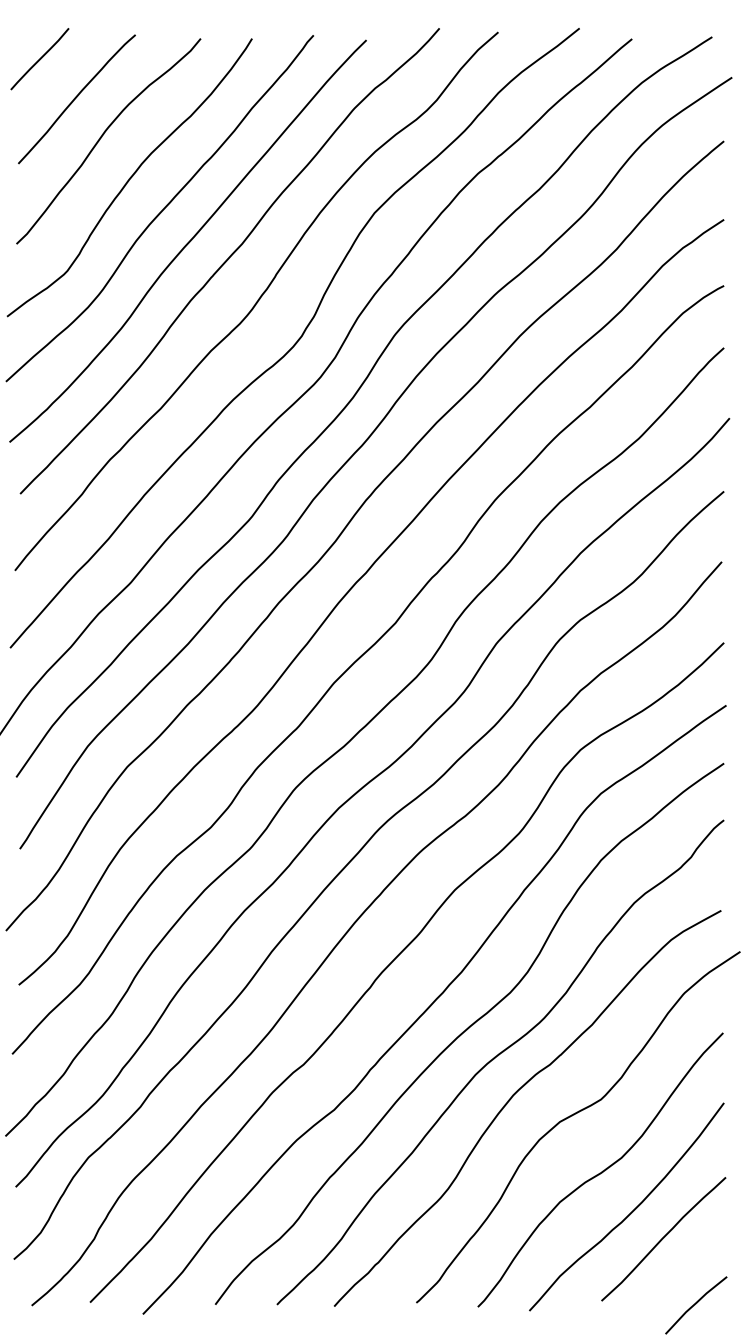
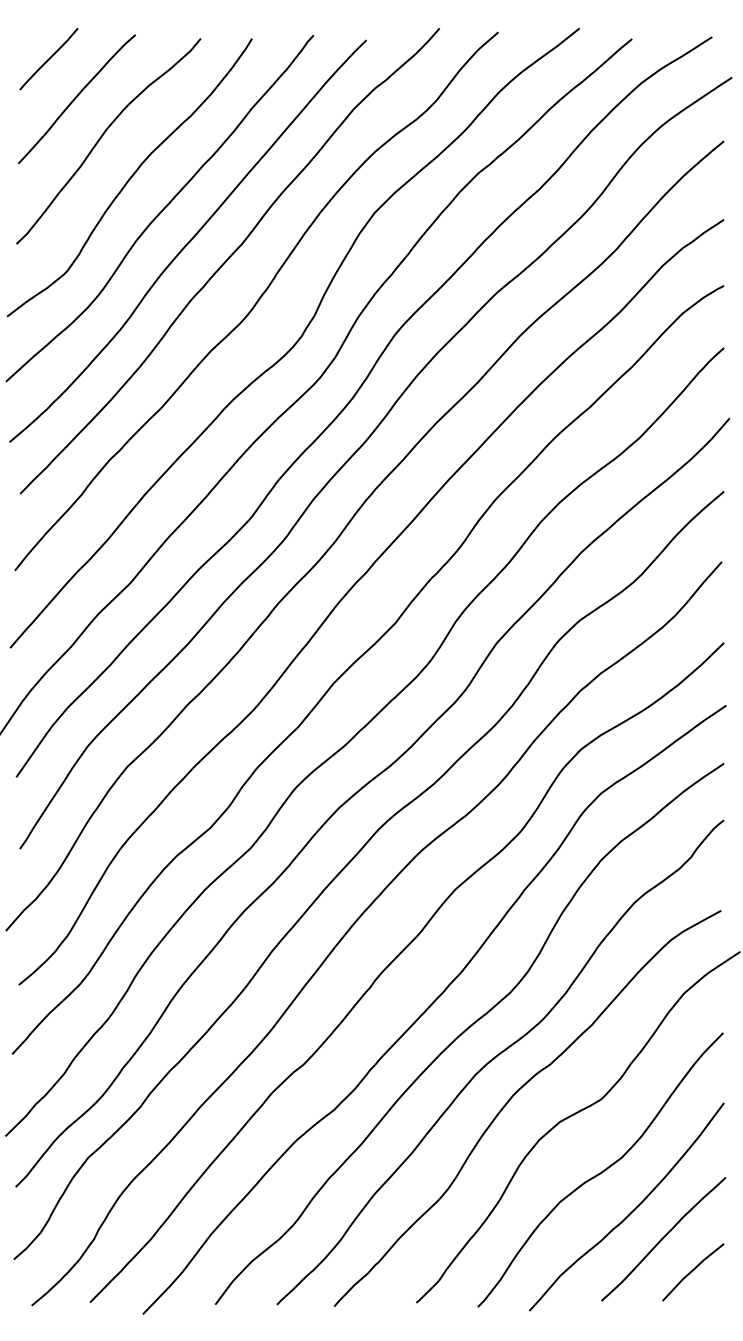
line position: (39, 59) -> (48, 59) (48, 59)
line position: (696, 1304) -> (693, 1271) (693, 1271)
